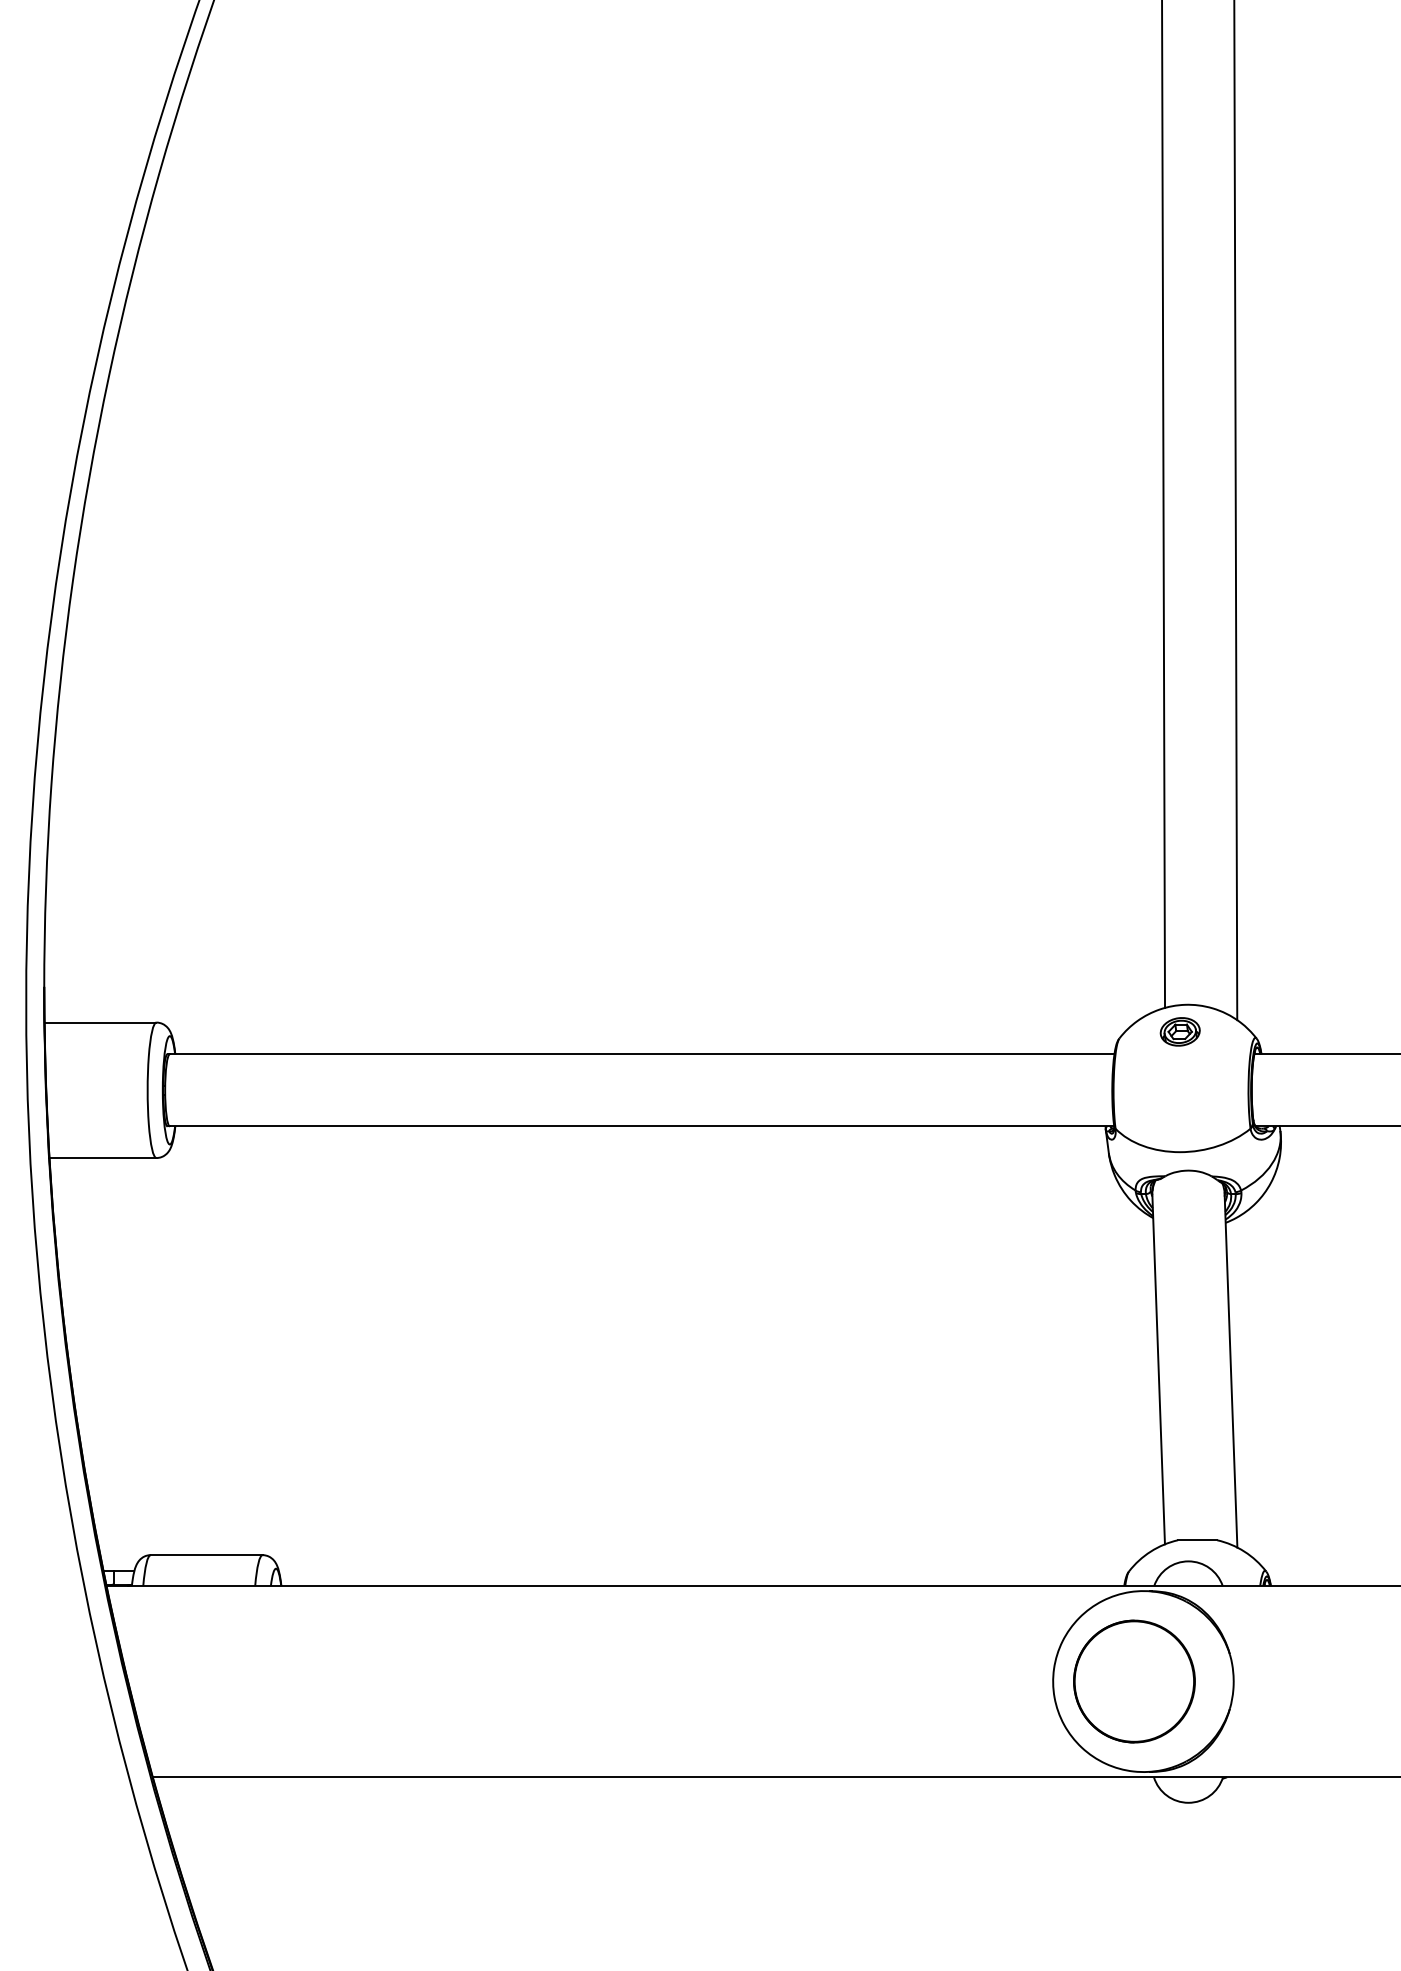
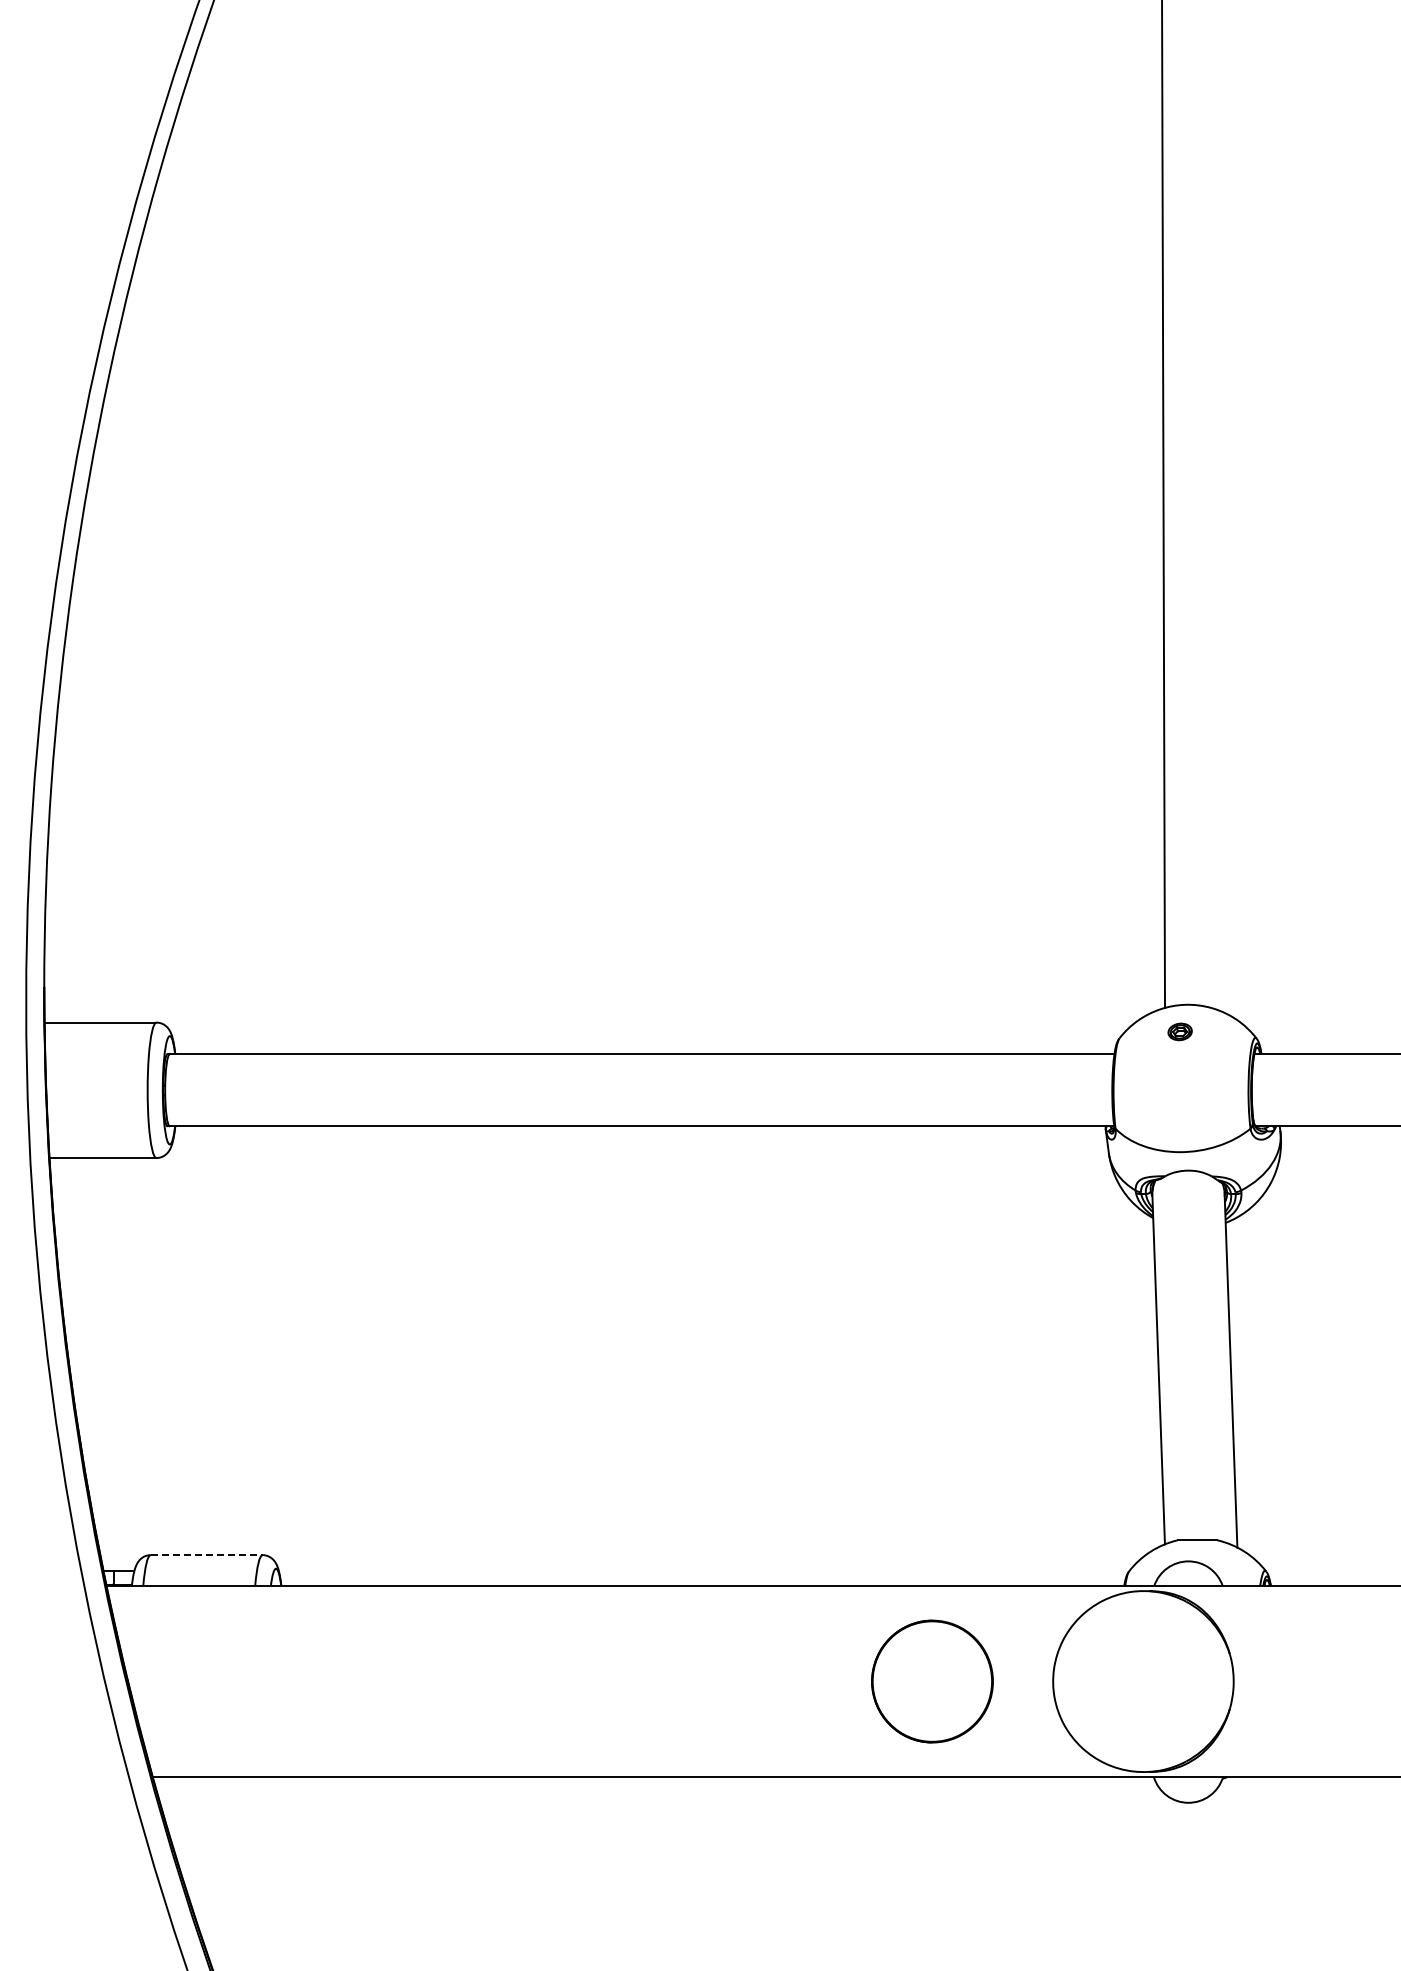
line: present -> none (1235, 511)
part size: 42x30 px -> 26x20 px (1179, 1031)
line: solid -> dashed (206, 1555)
part position: (1134, 1681) -> (932, 1681) (932, 1681)
